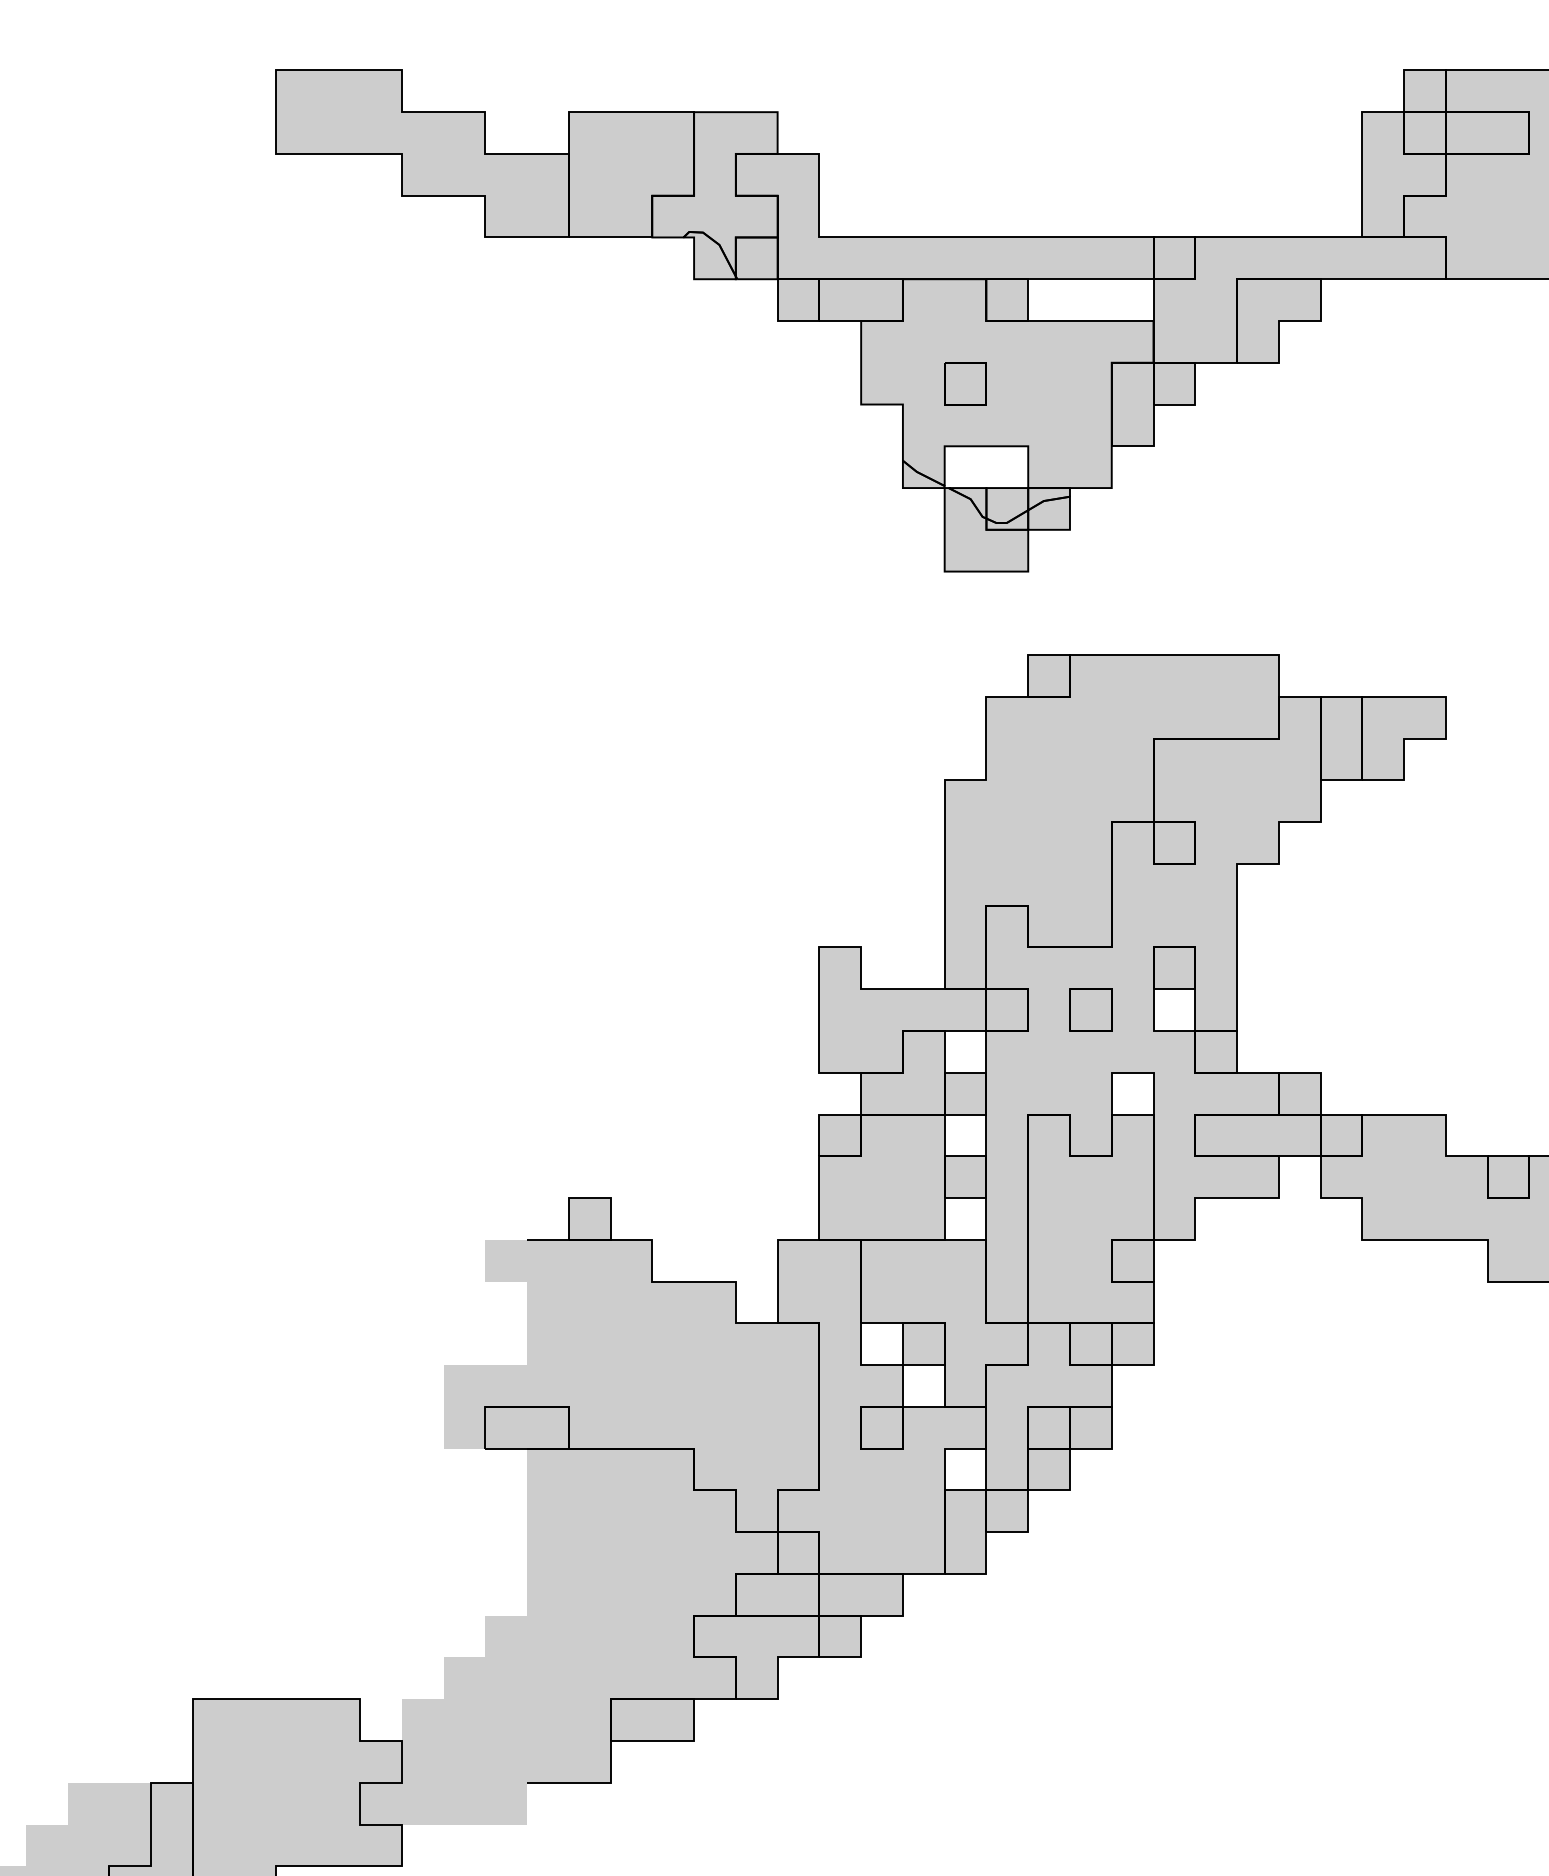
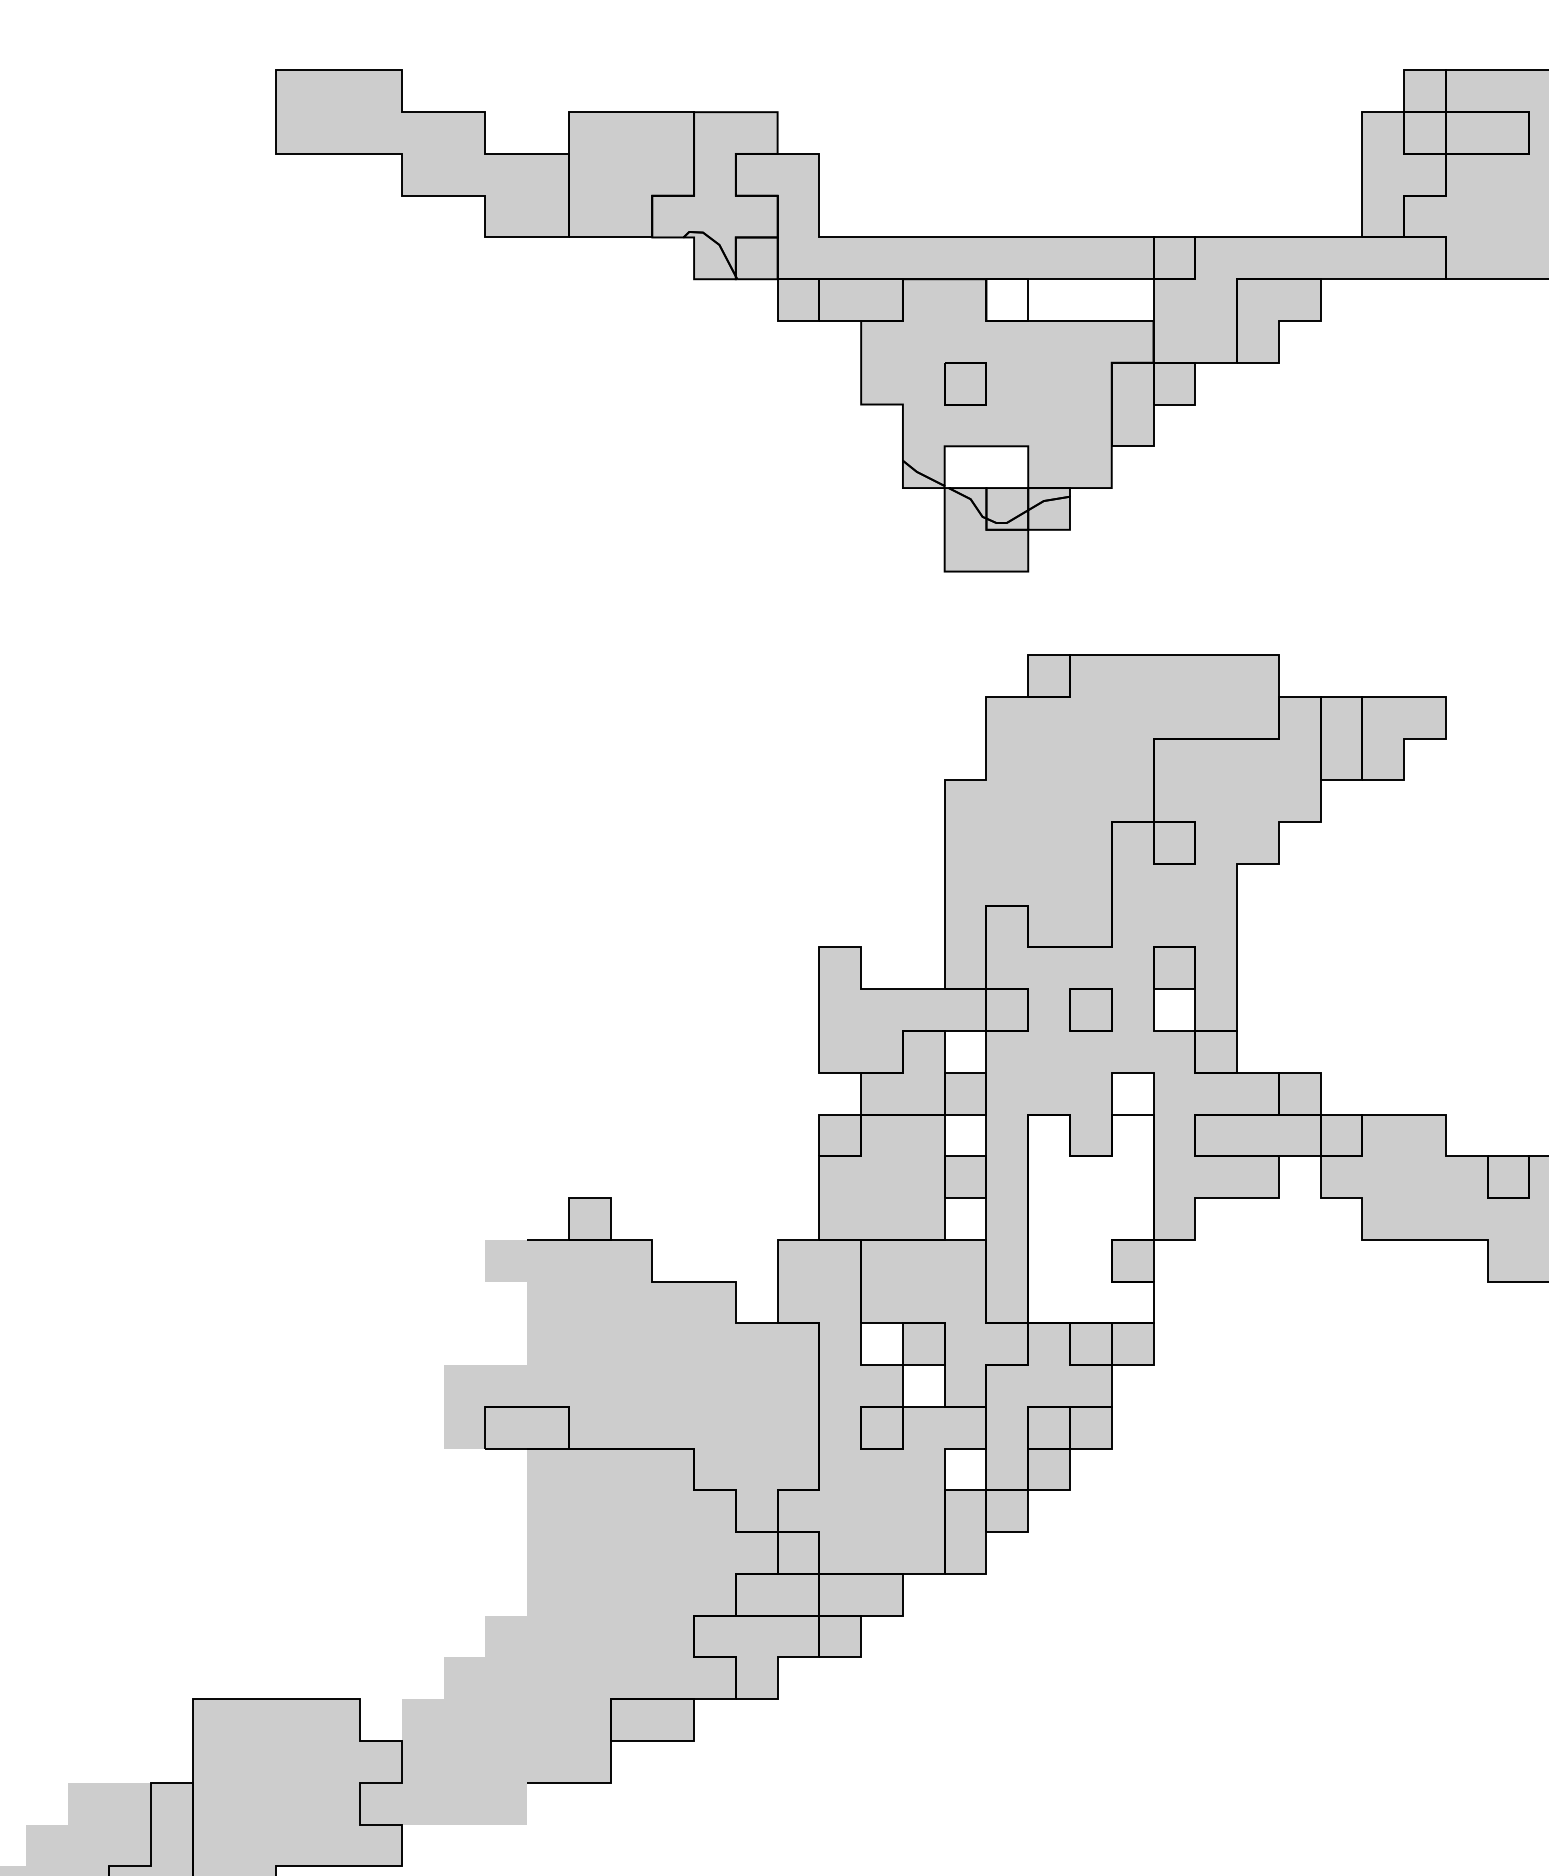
fill: present -> none (1007, 299)
fill: present -> none (1090, 1218)
